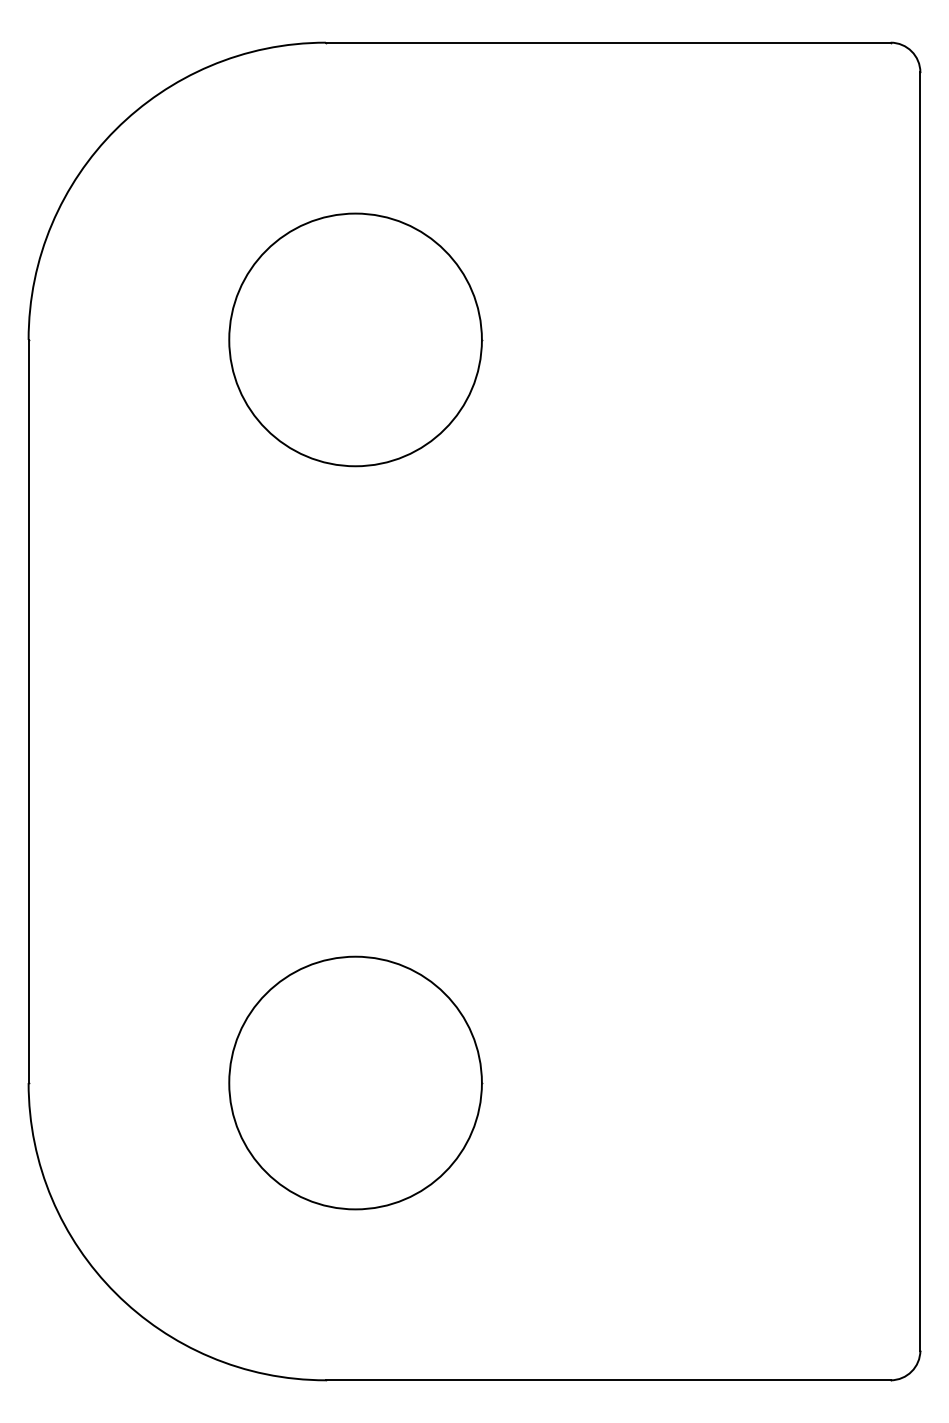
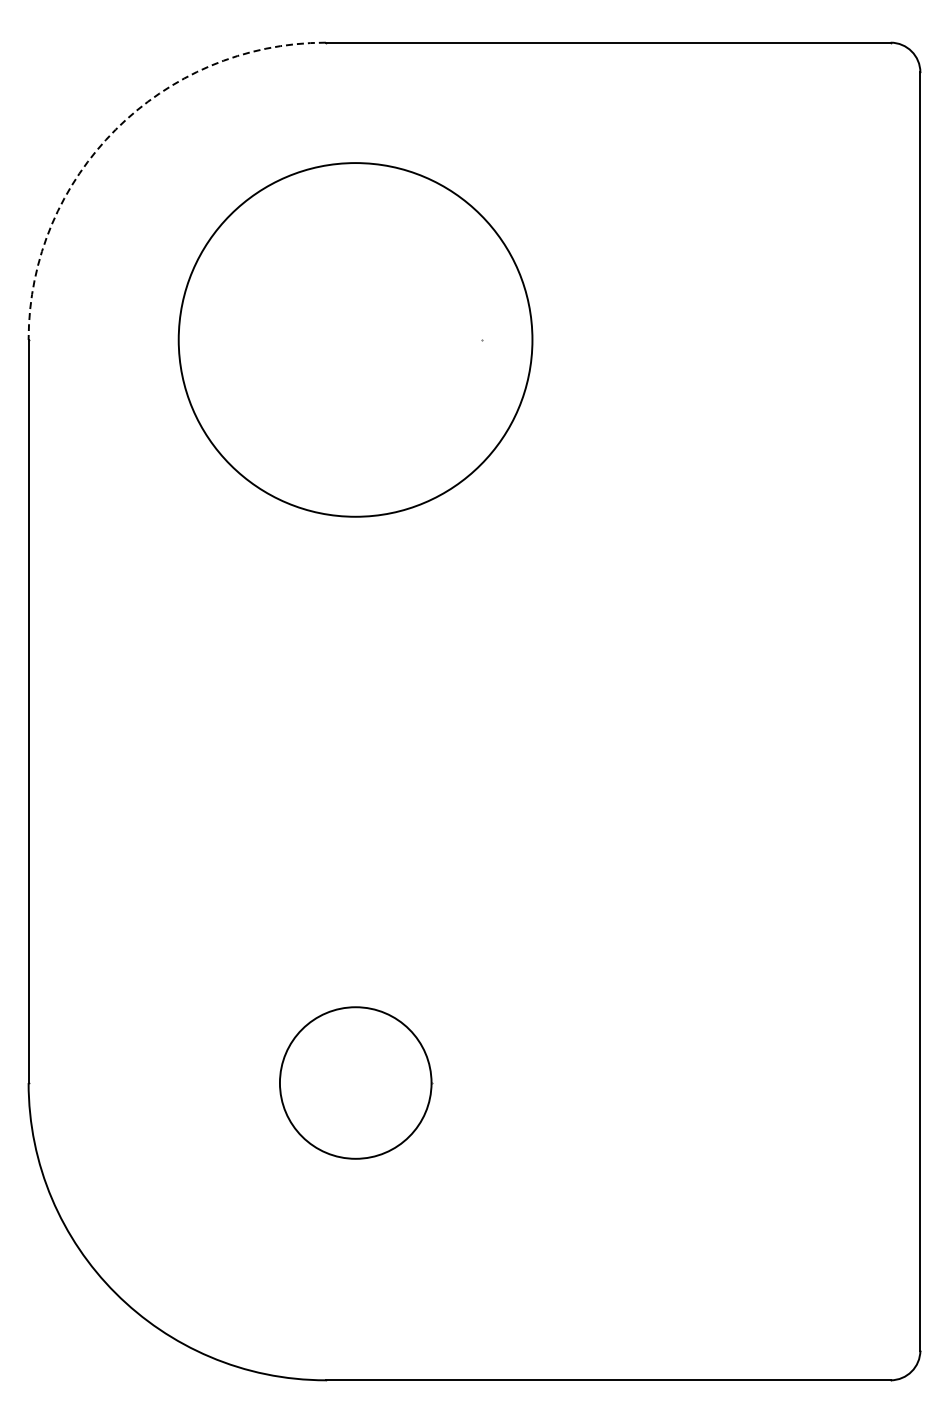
arc: solid -> dashed (115, 129)
circle diameter: 253 px -> 354 px (355, 339)
part size: 256x256 px -> 155x154 px (356, 1082)
